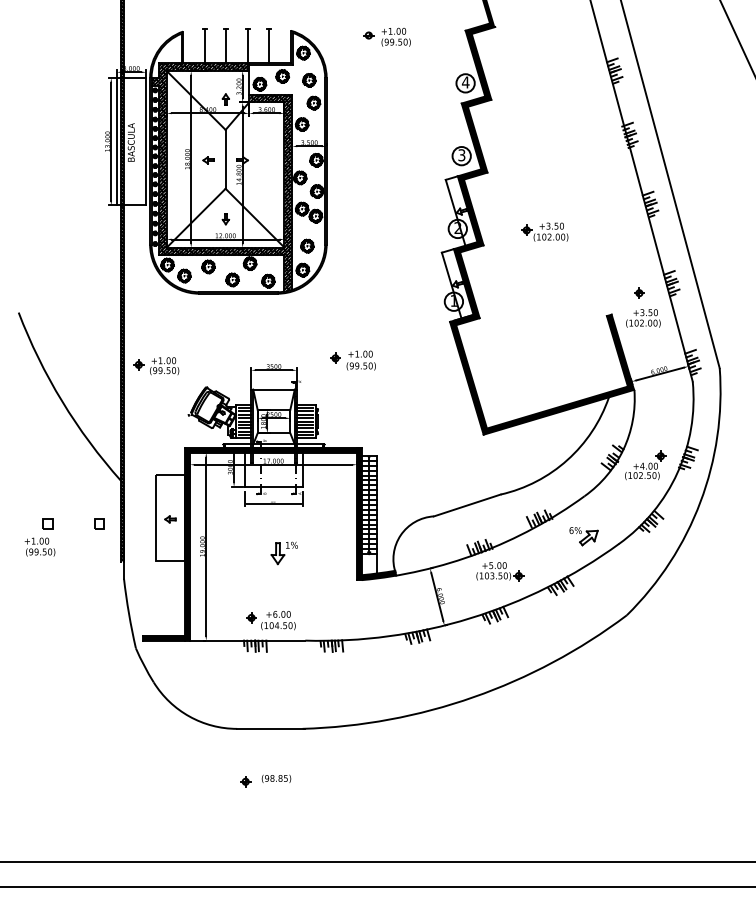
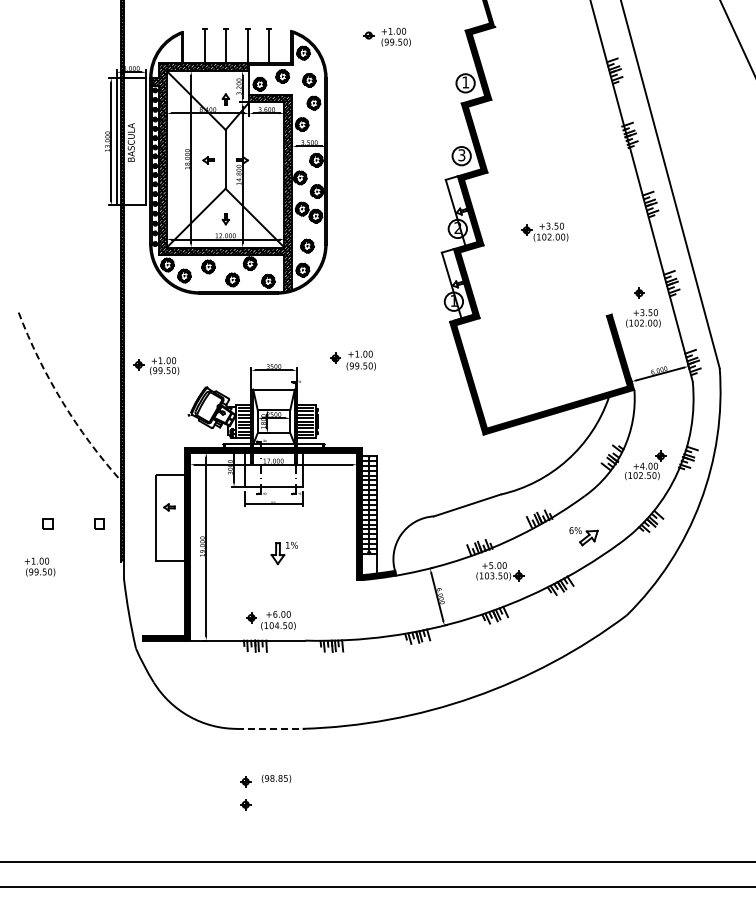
text: 4 -> 1 (465, 82)
arc: solid -> dashed (62, 401)
part position: (170, 519) -> (169, 507) (169, 507)
text position: (39, 546) -> (39, 566) (39, 566)
line: solid -> dashed (271, 728)
part: none -> present (245, 804)
